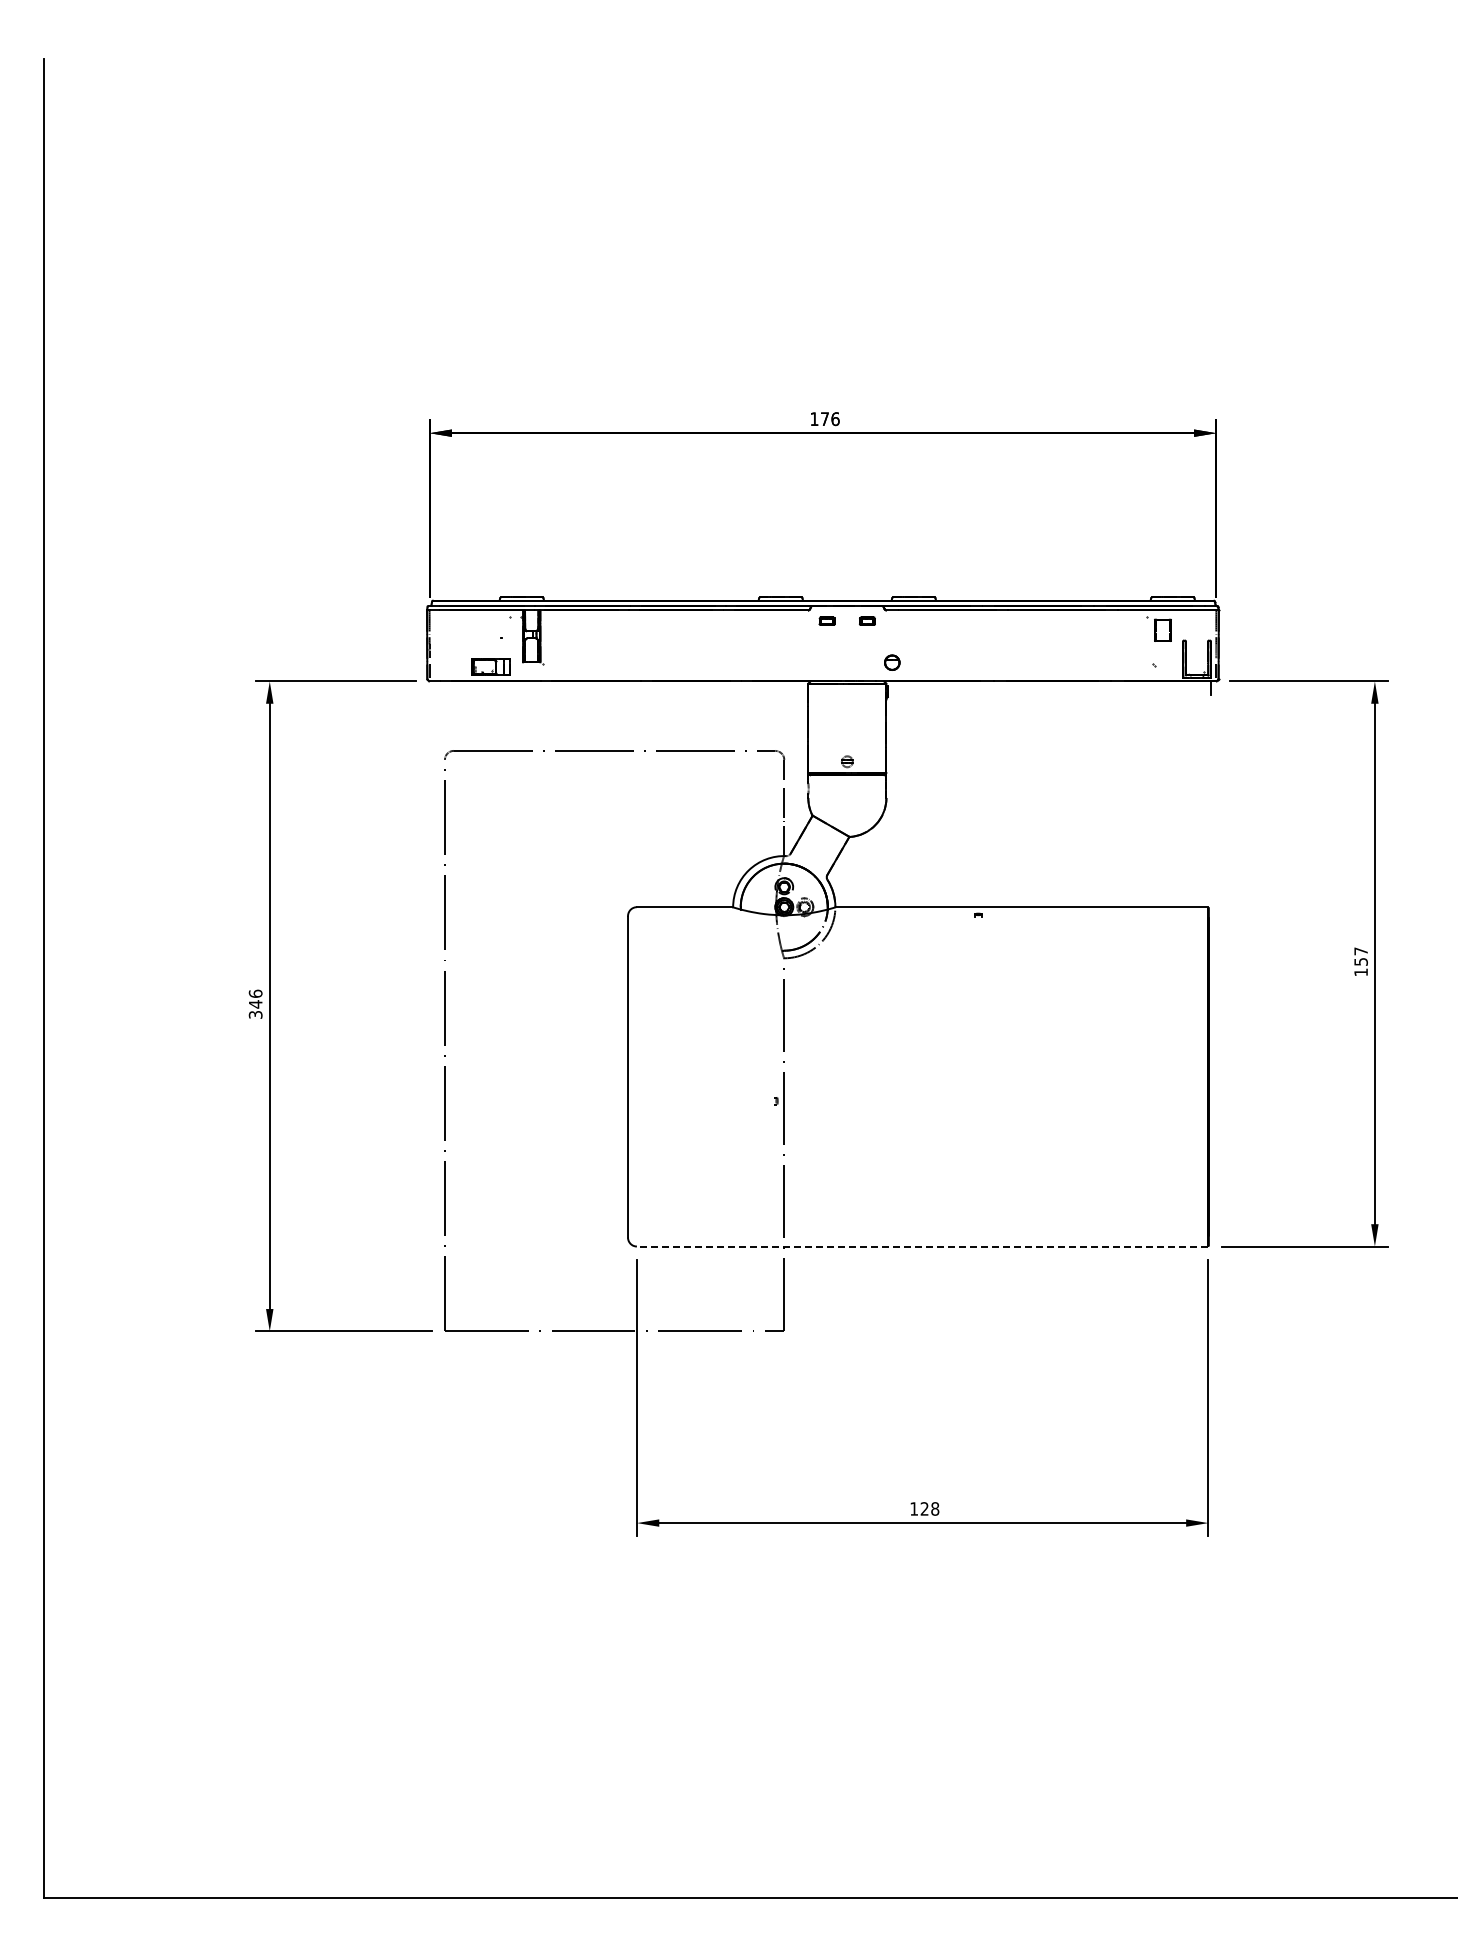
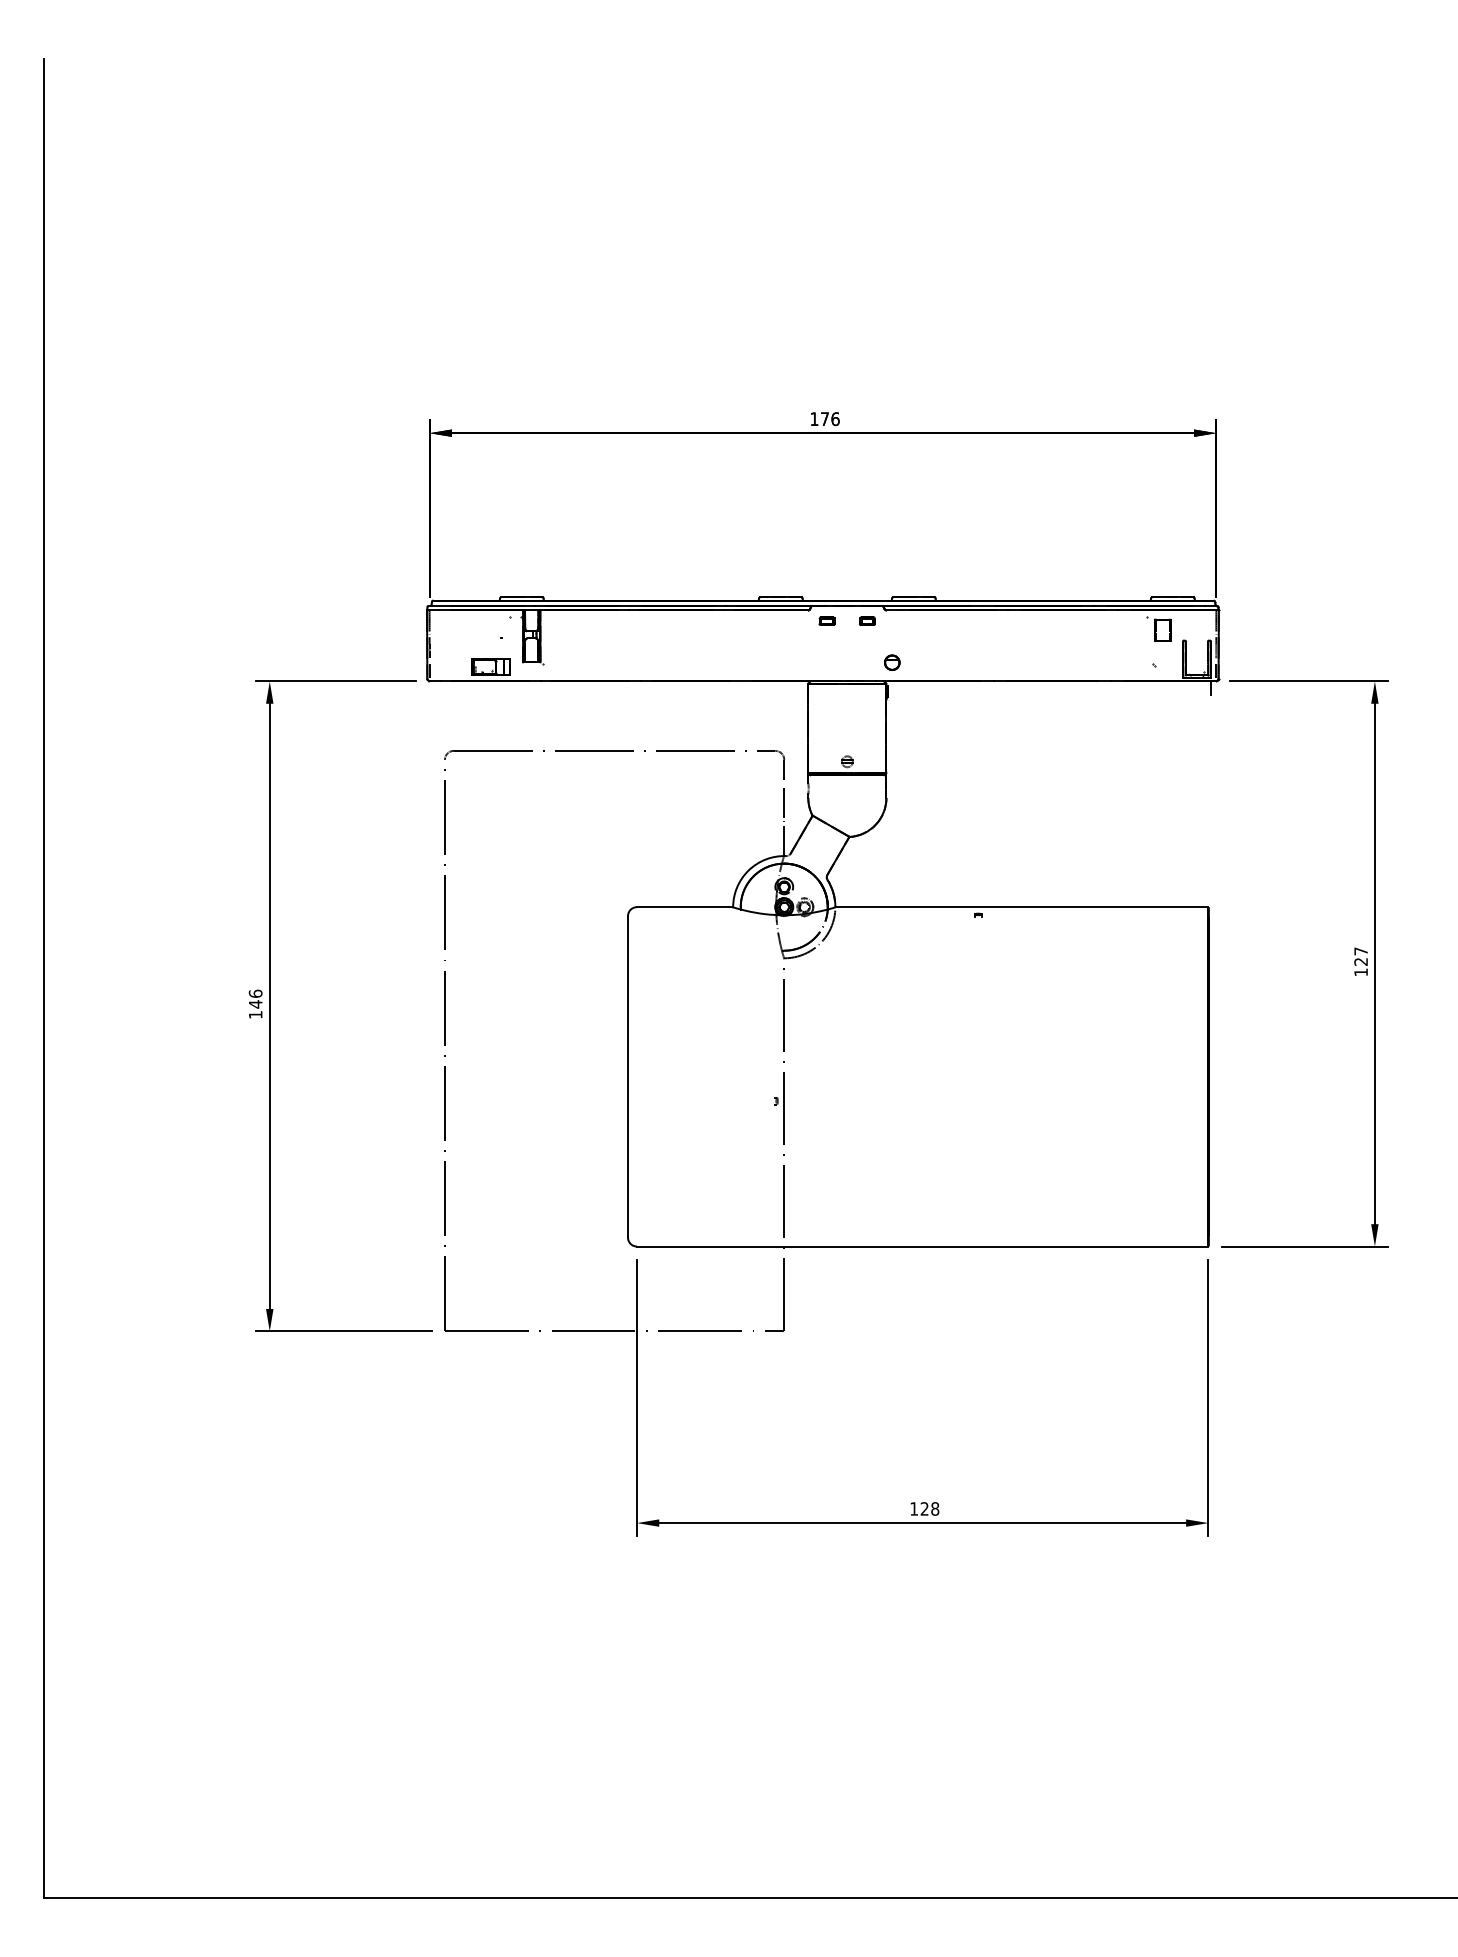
text: 157 -> 127 (1360, 961)
text: 346 -> 146 (255, 1014)
line: dashed -> solid (922, 1246)
